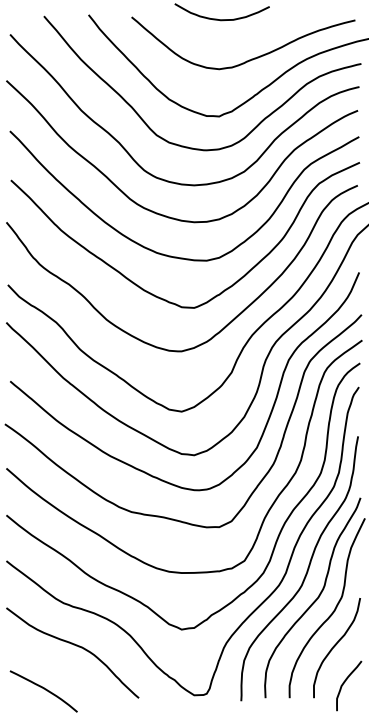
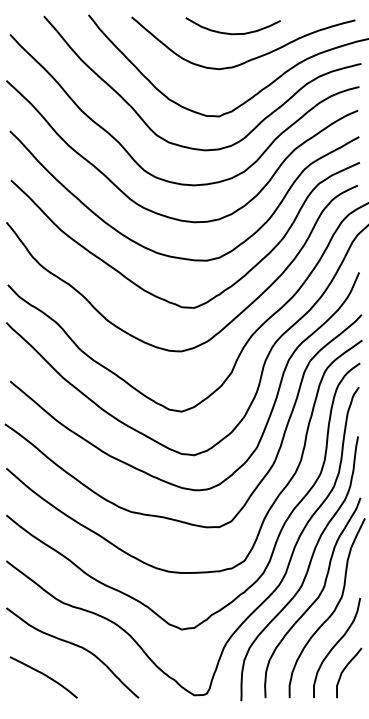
curve position: (221, 19) -> (232, 33) (232, 33)
curve position: (345, 682) -> (345, 669) (345, 669)
curve position: (43, 689) -> (43, 675) (43, 675)
